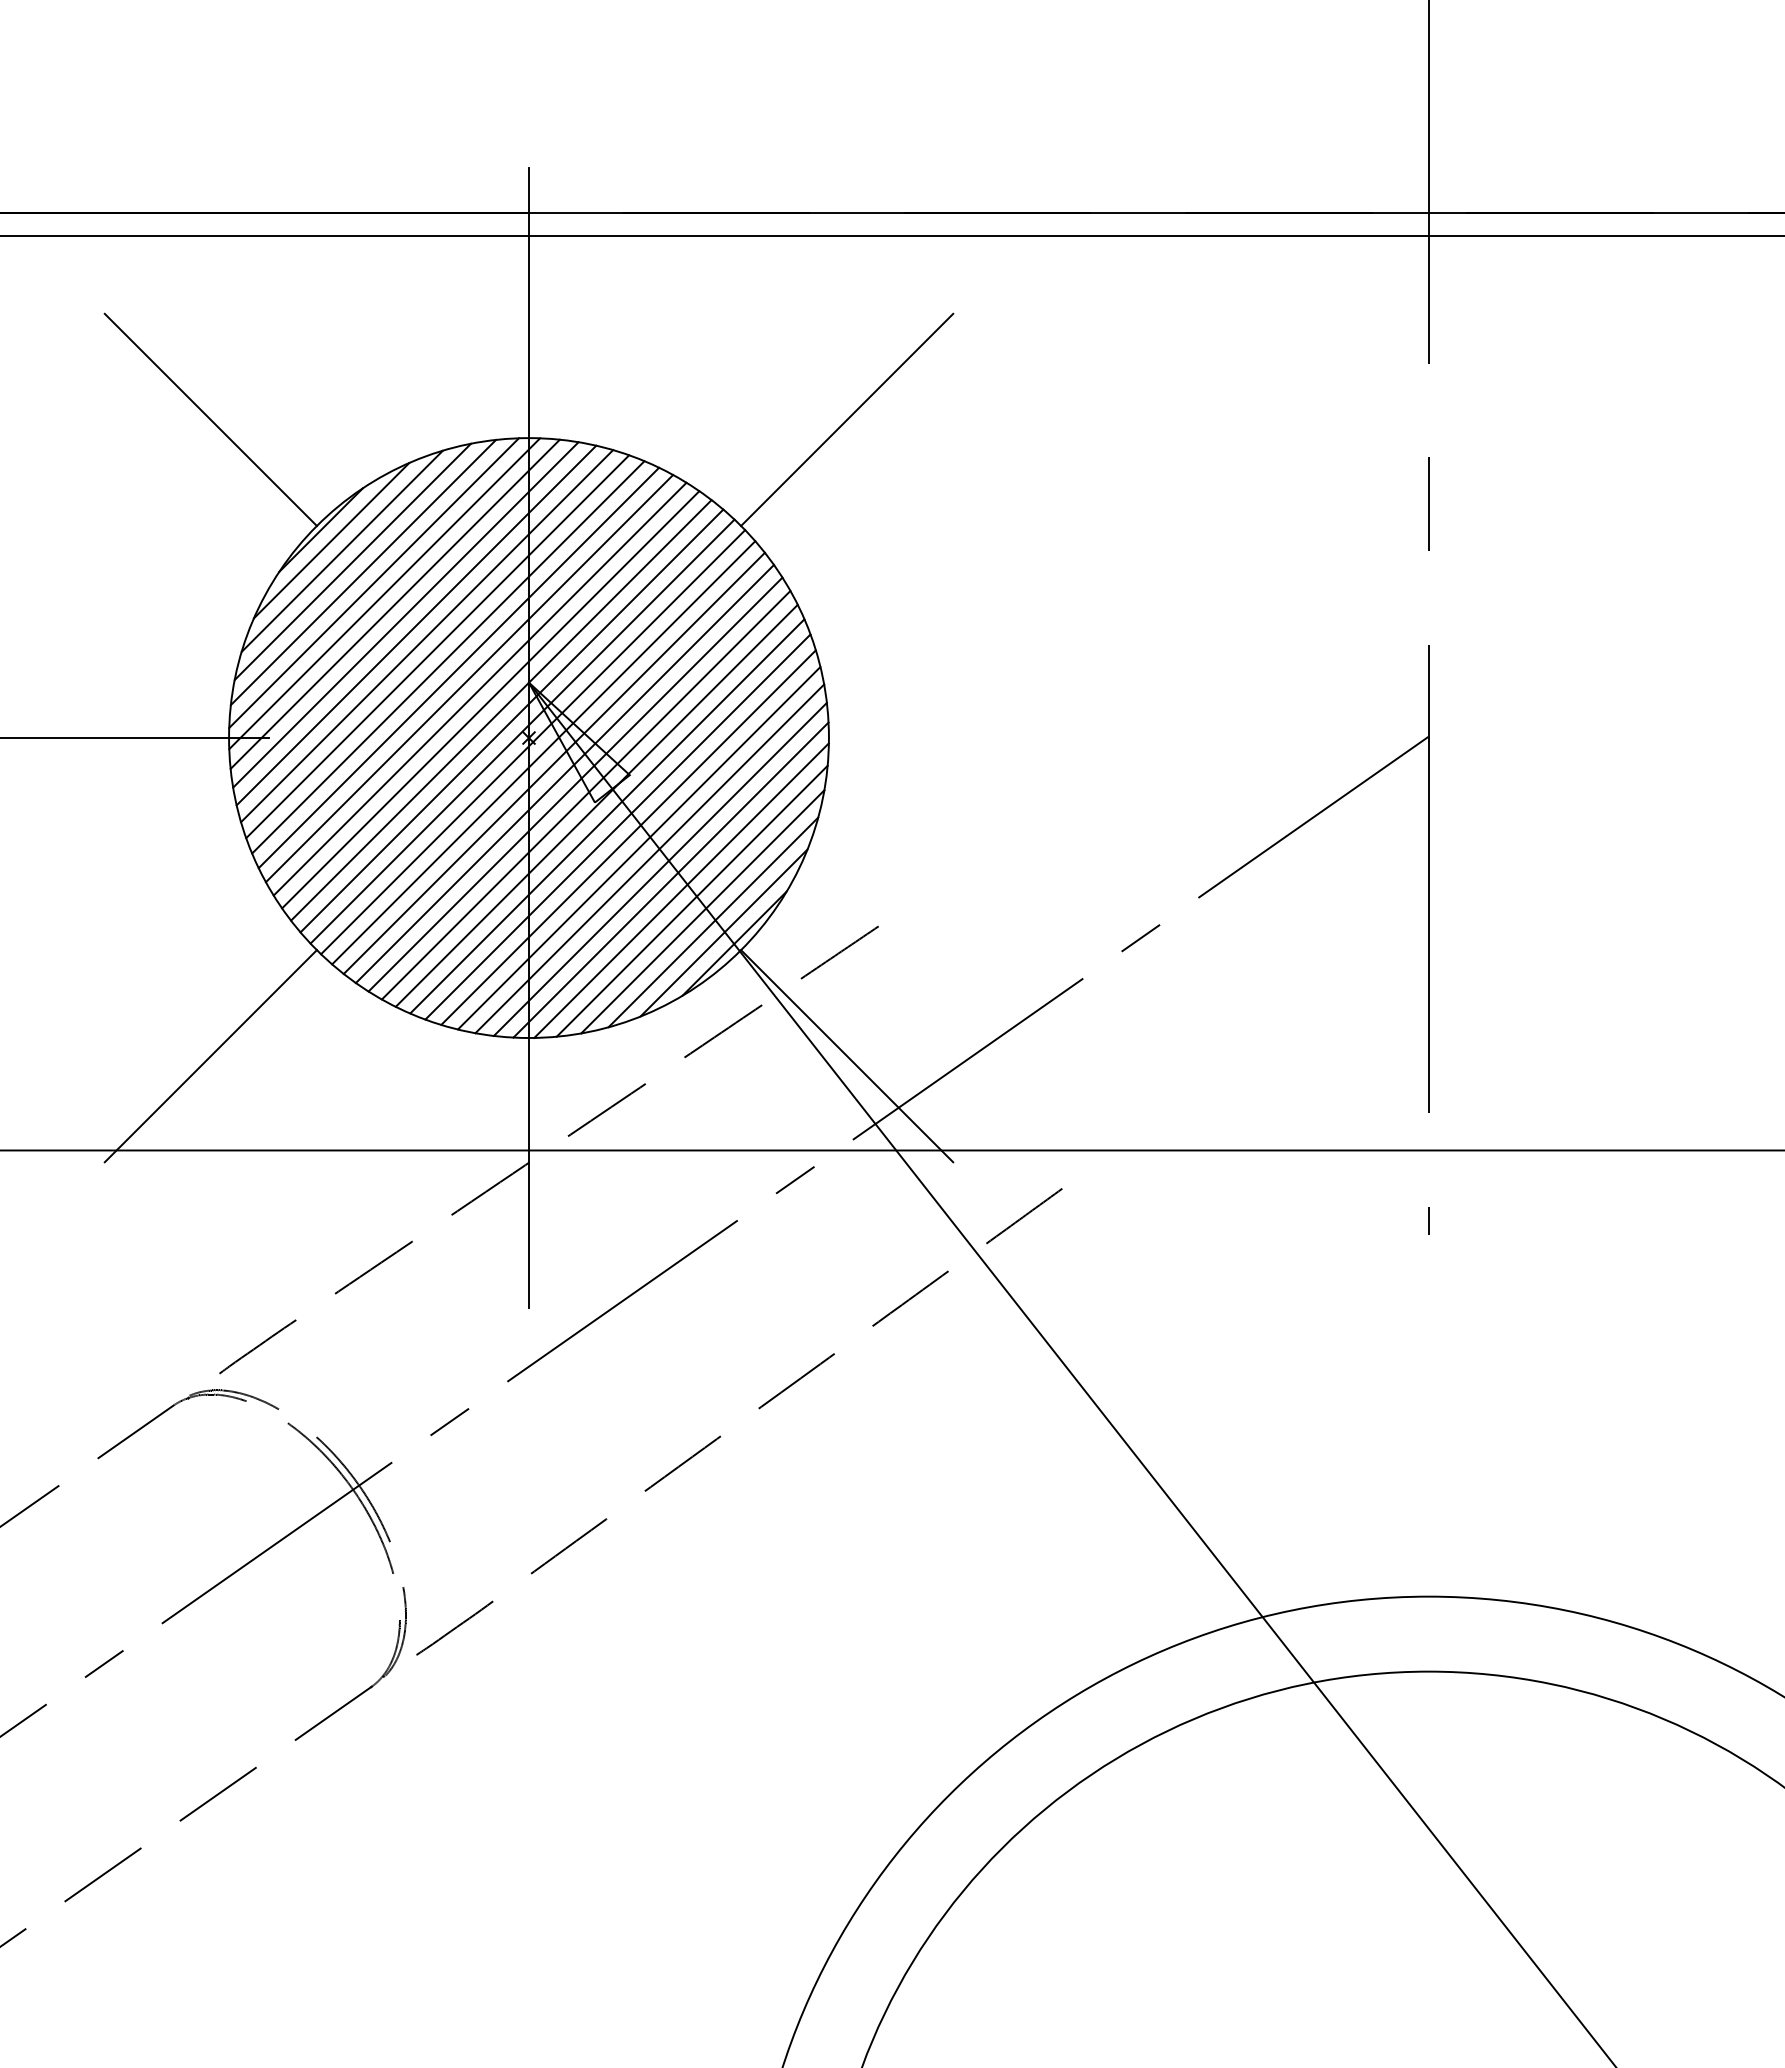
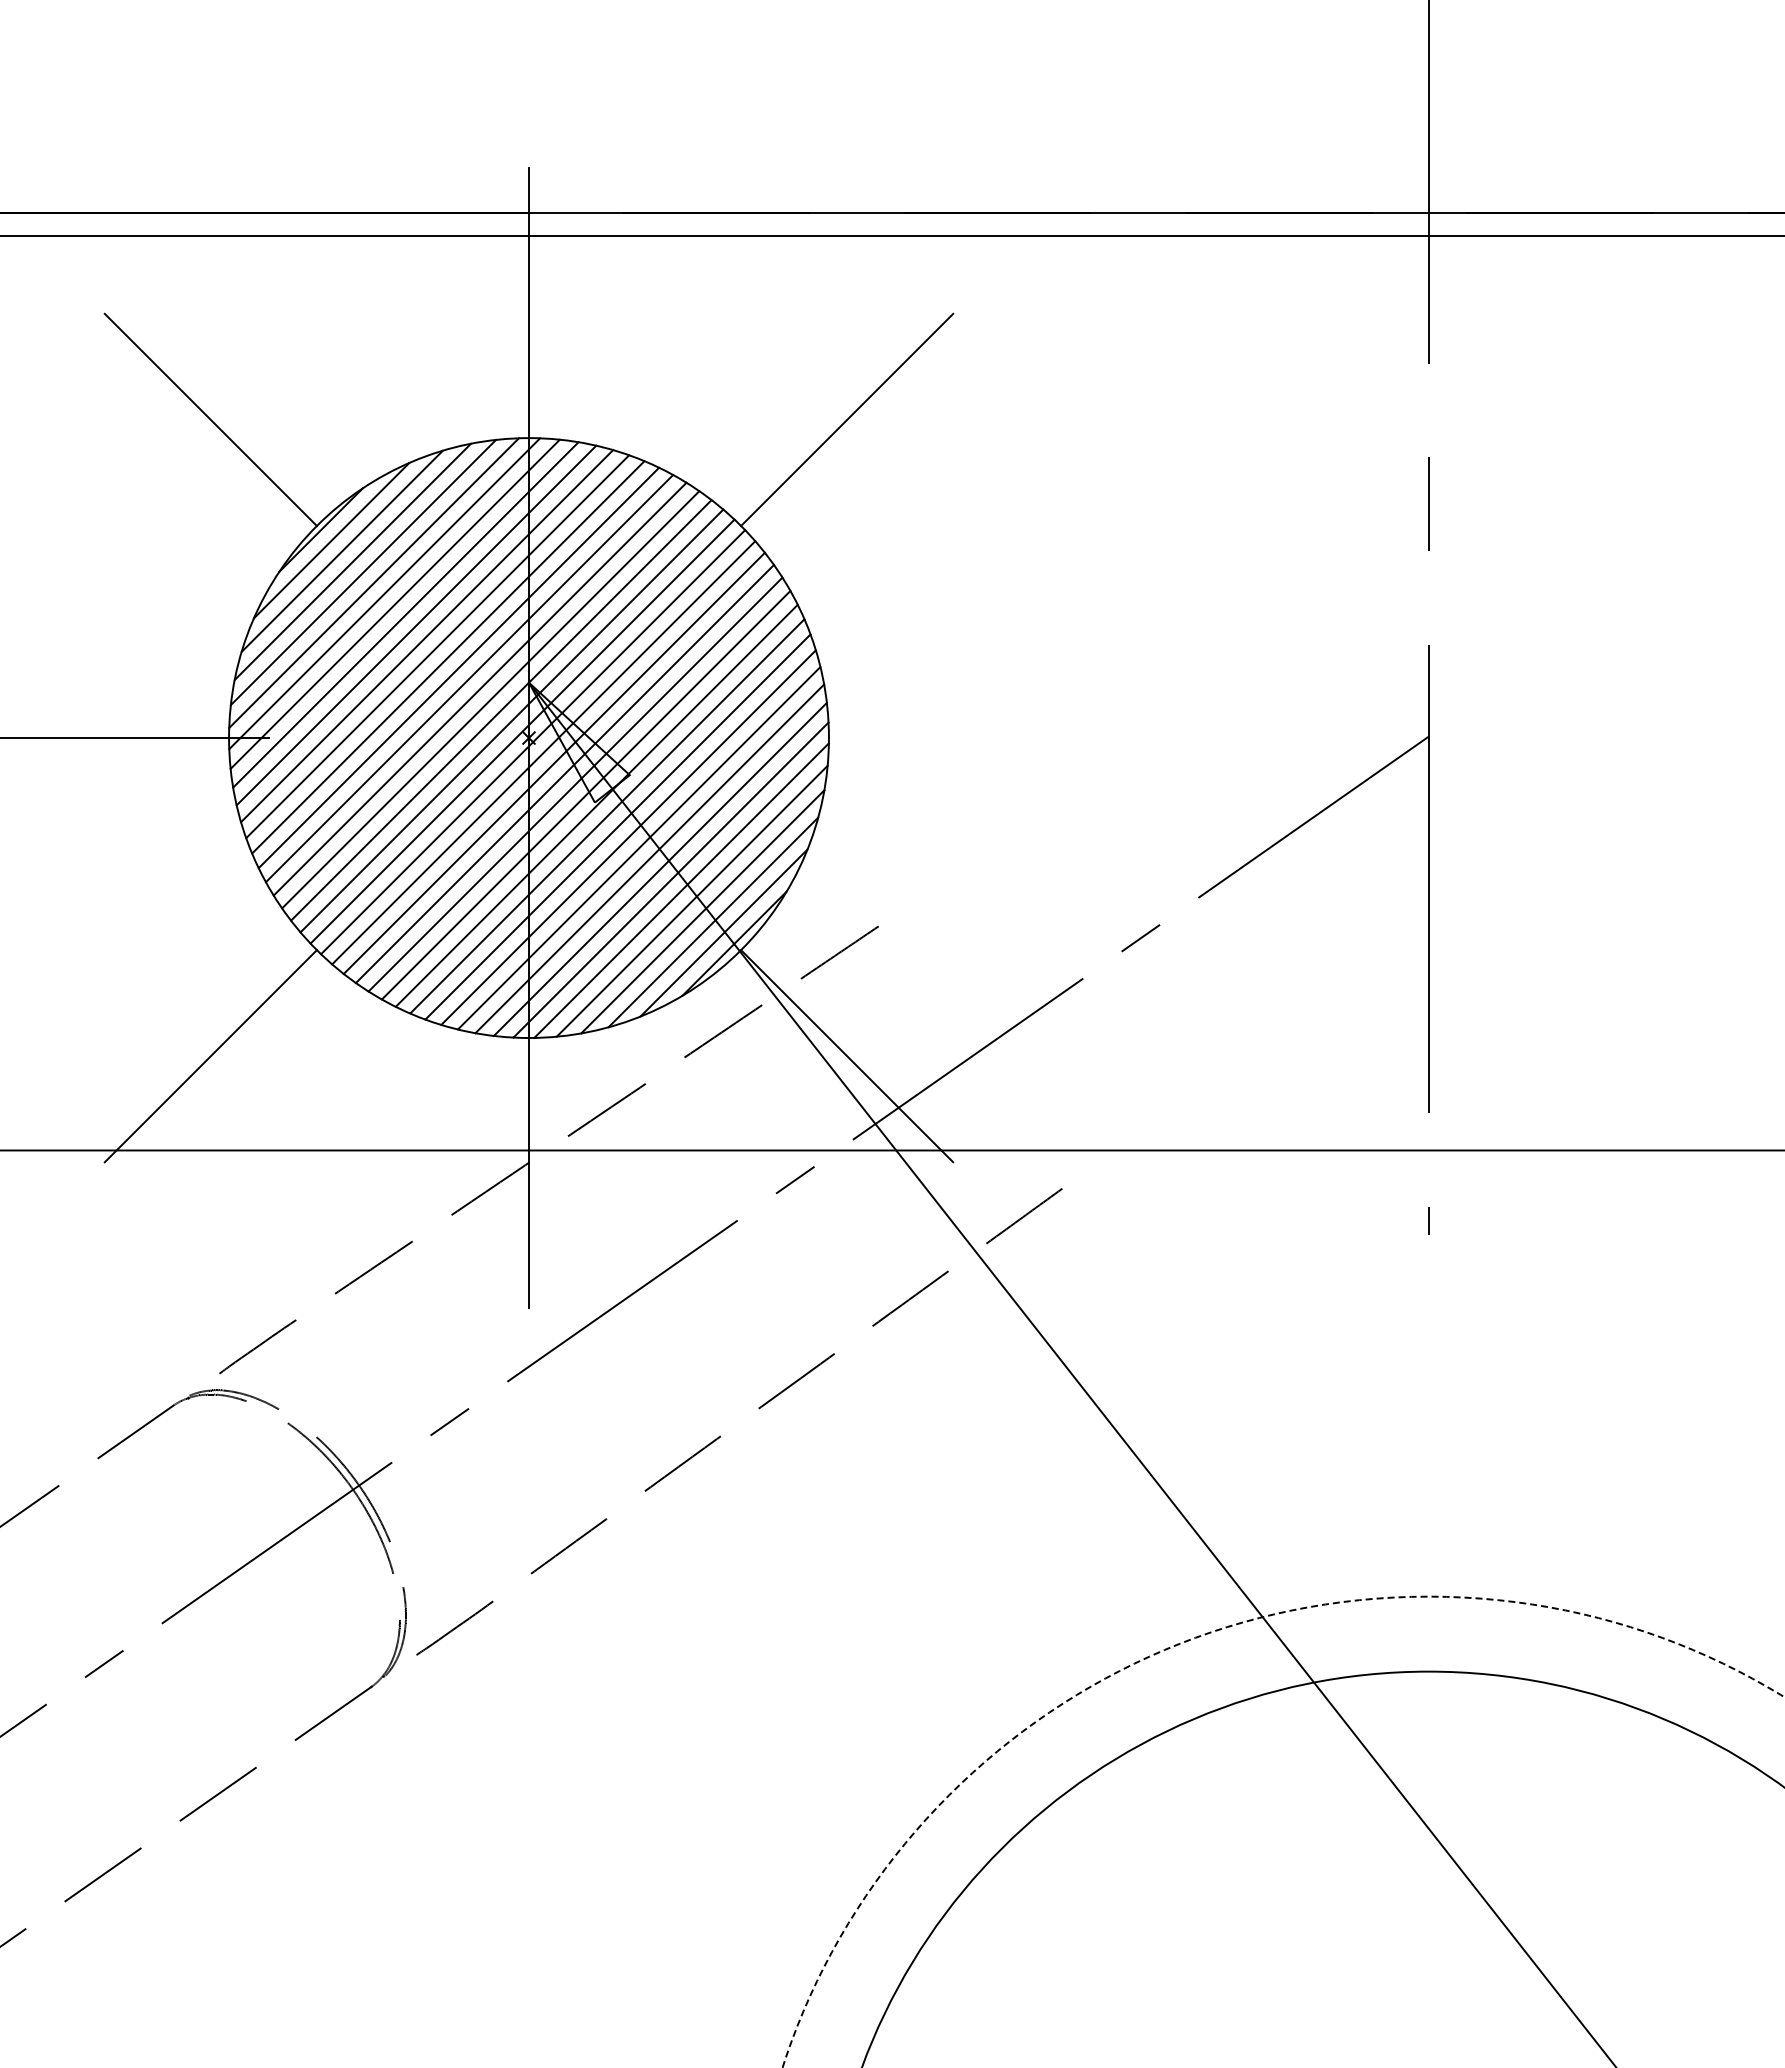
circle: solid -> dashed (1283, 1831)
